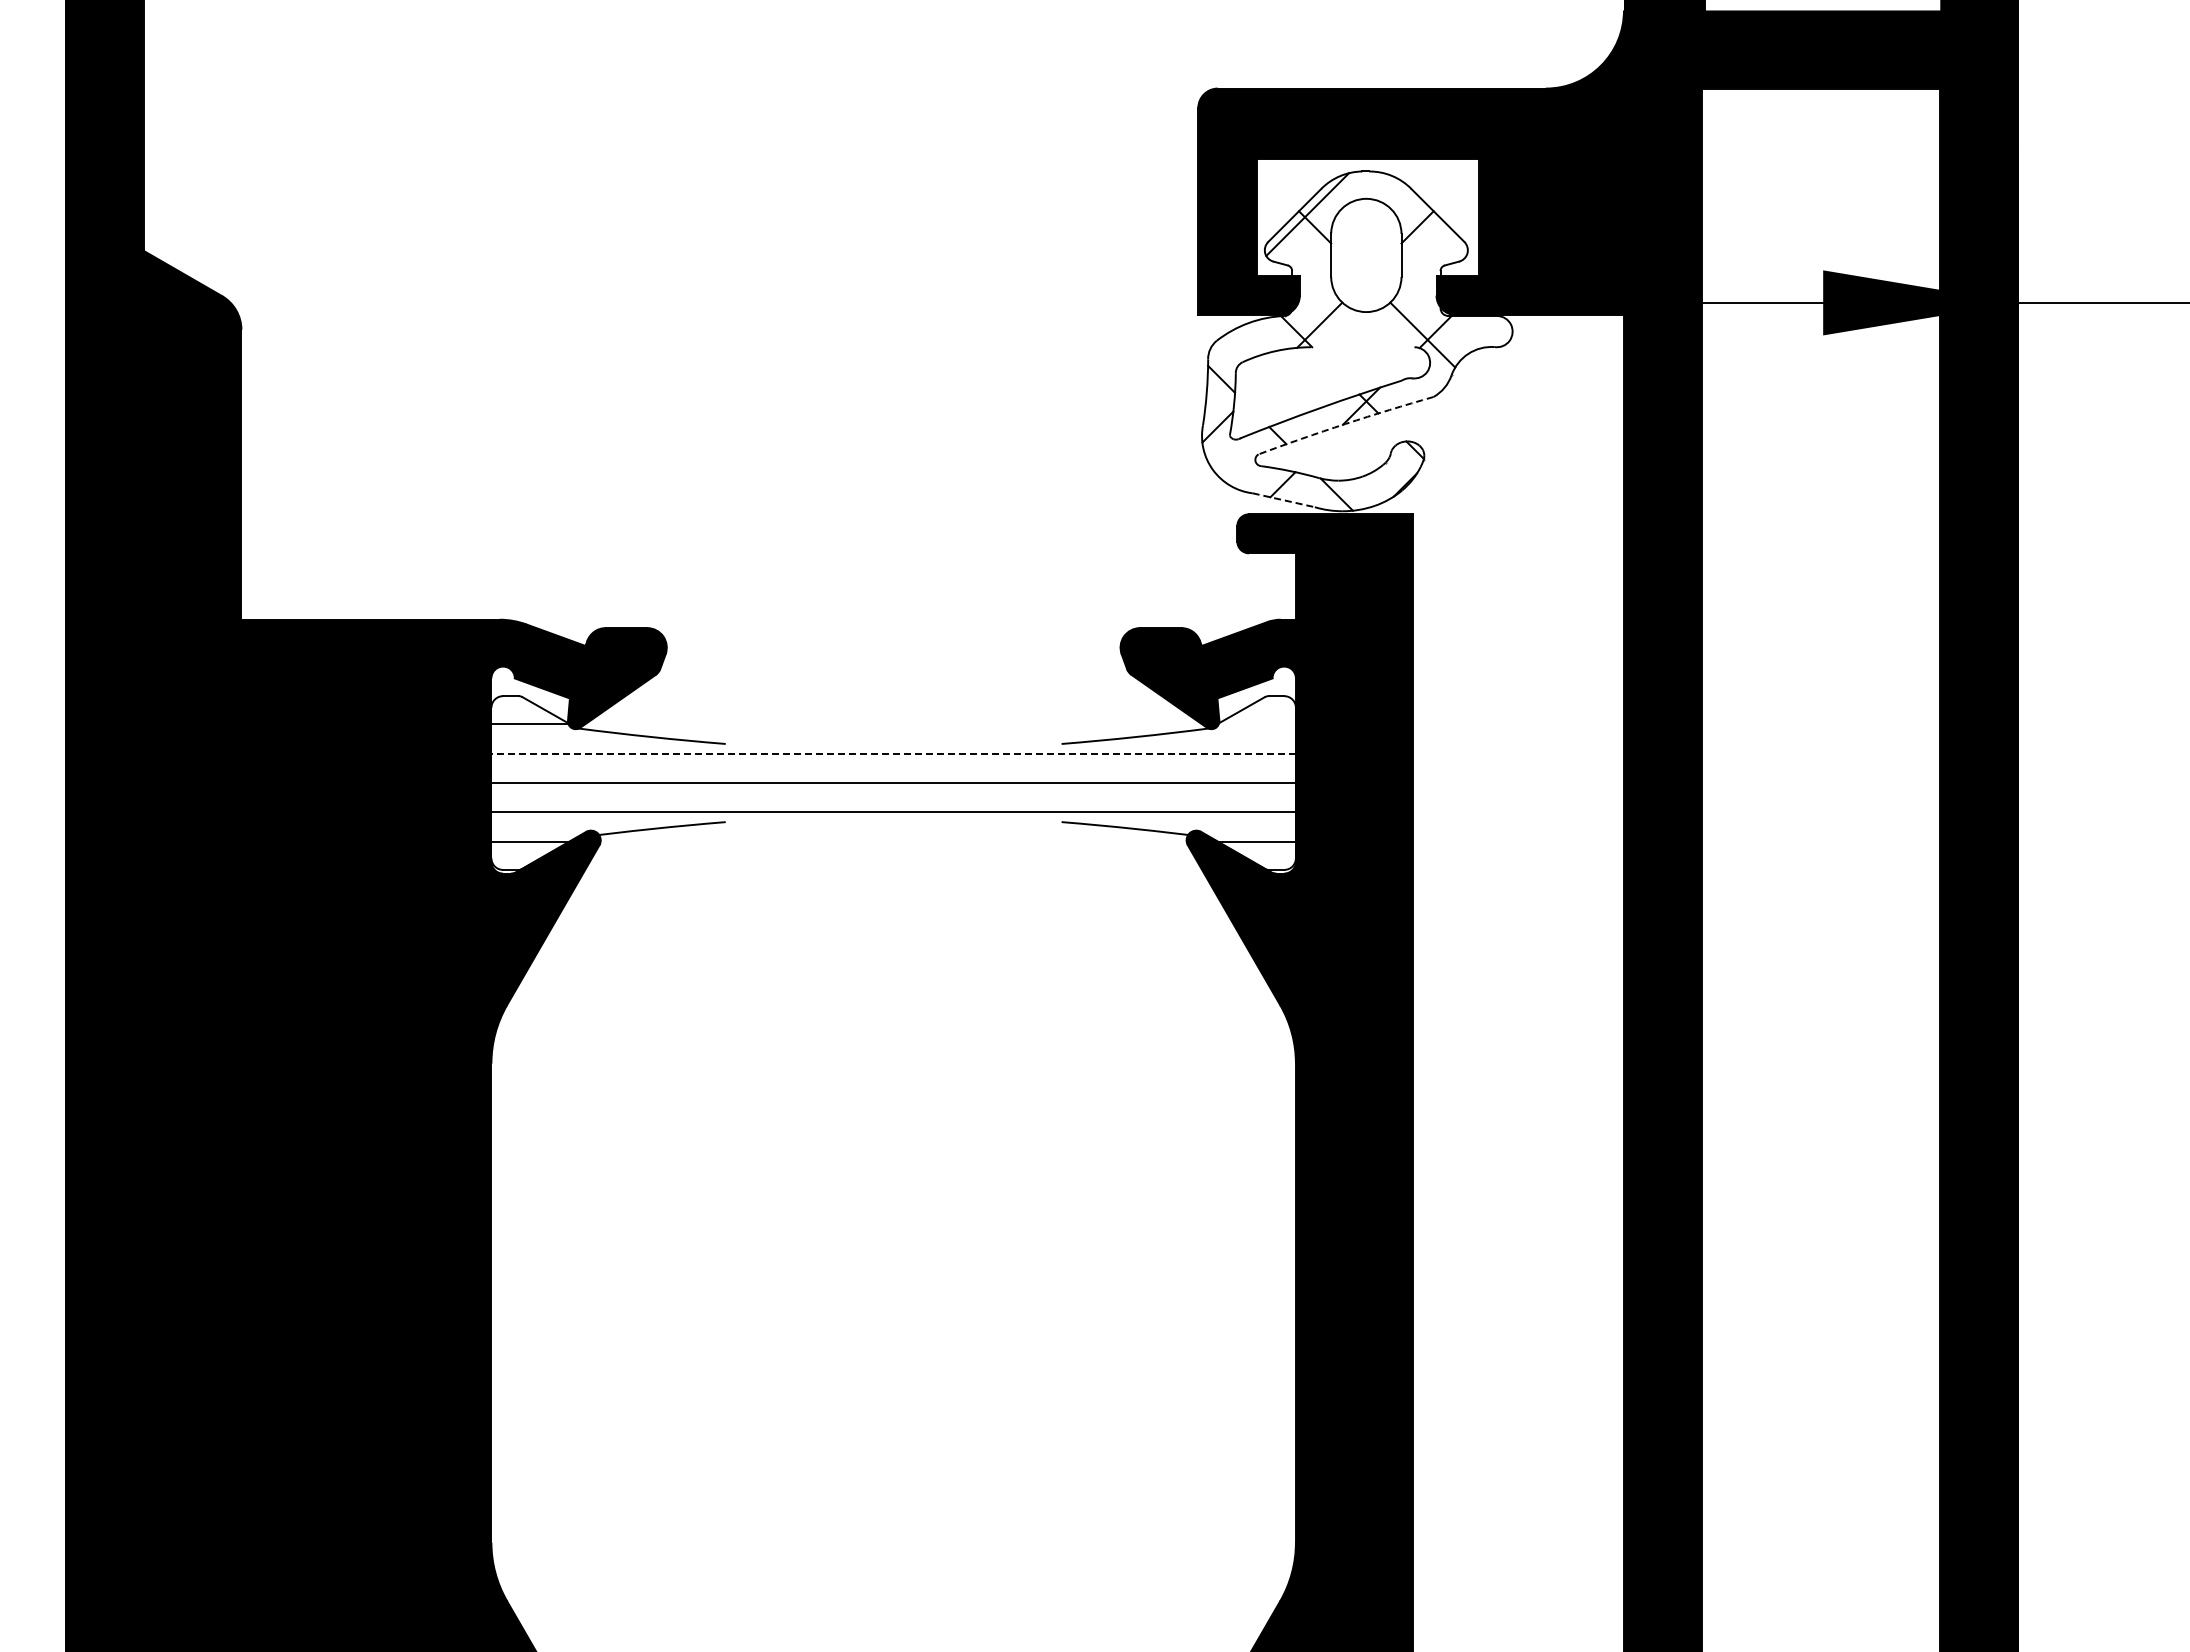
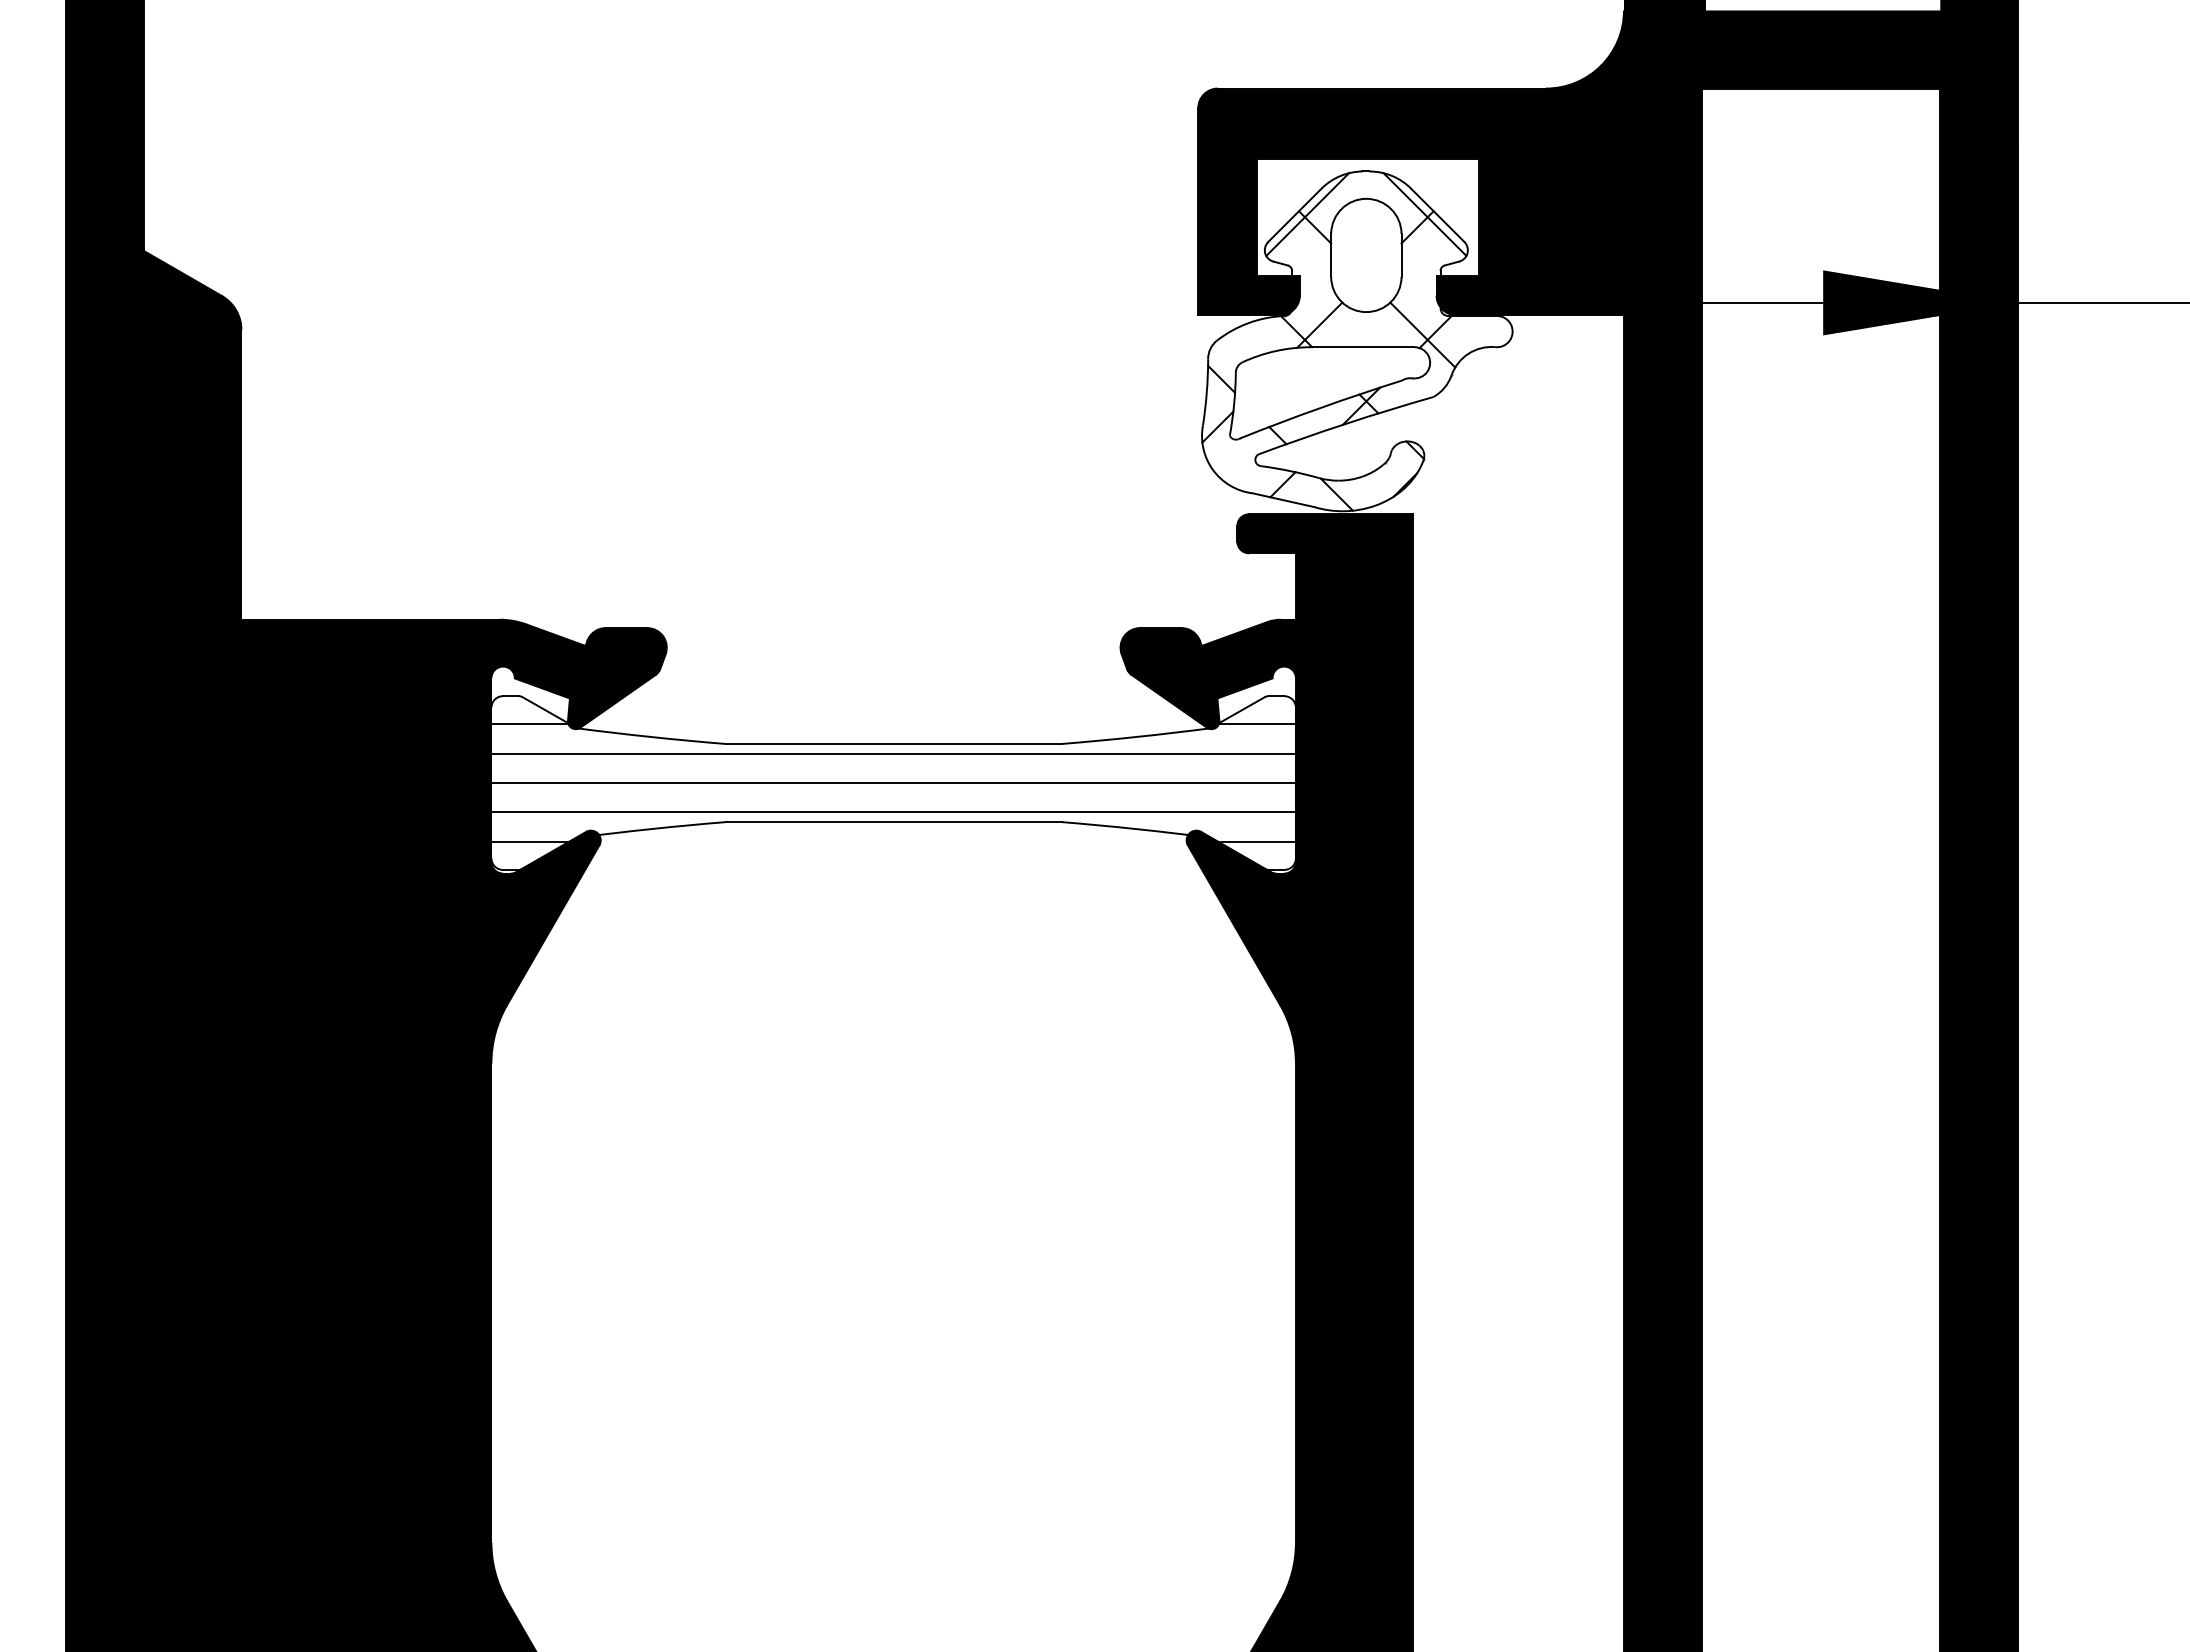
line: none -> present (1424, 214)
line: none -> present (1362, 347)
arc: dashed -> solid (1345, 423)
line: dashed -> solid (1283, 500)
line: none -> present (1255, 724)
line: none -> present (893, 743)
line: dashed -> solid (893, 753)
line: none -> present (893, 822)
